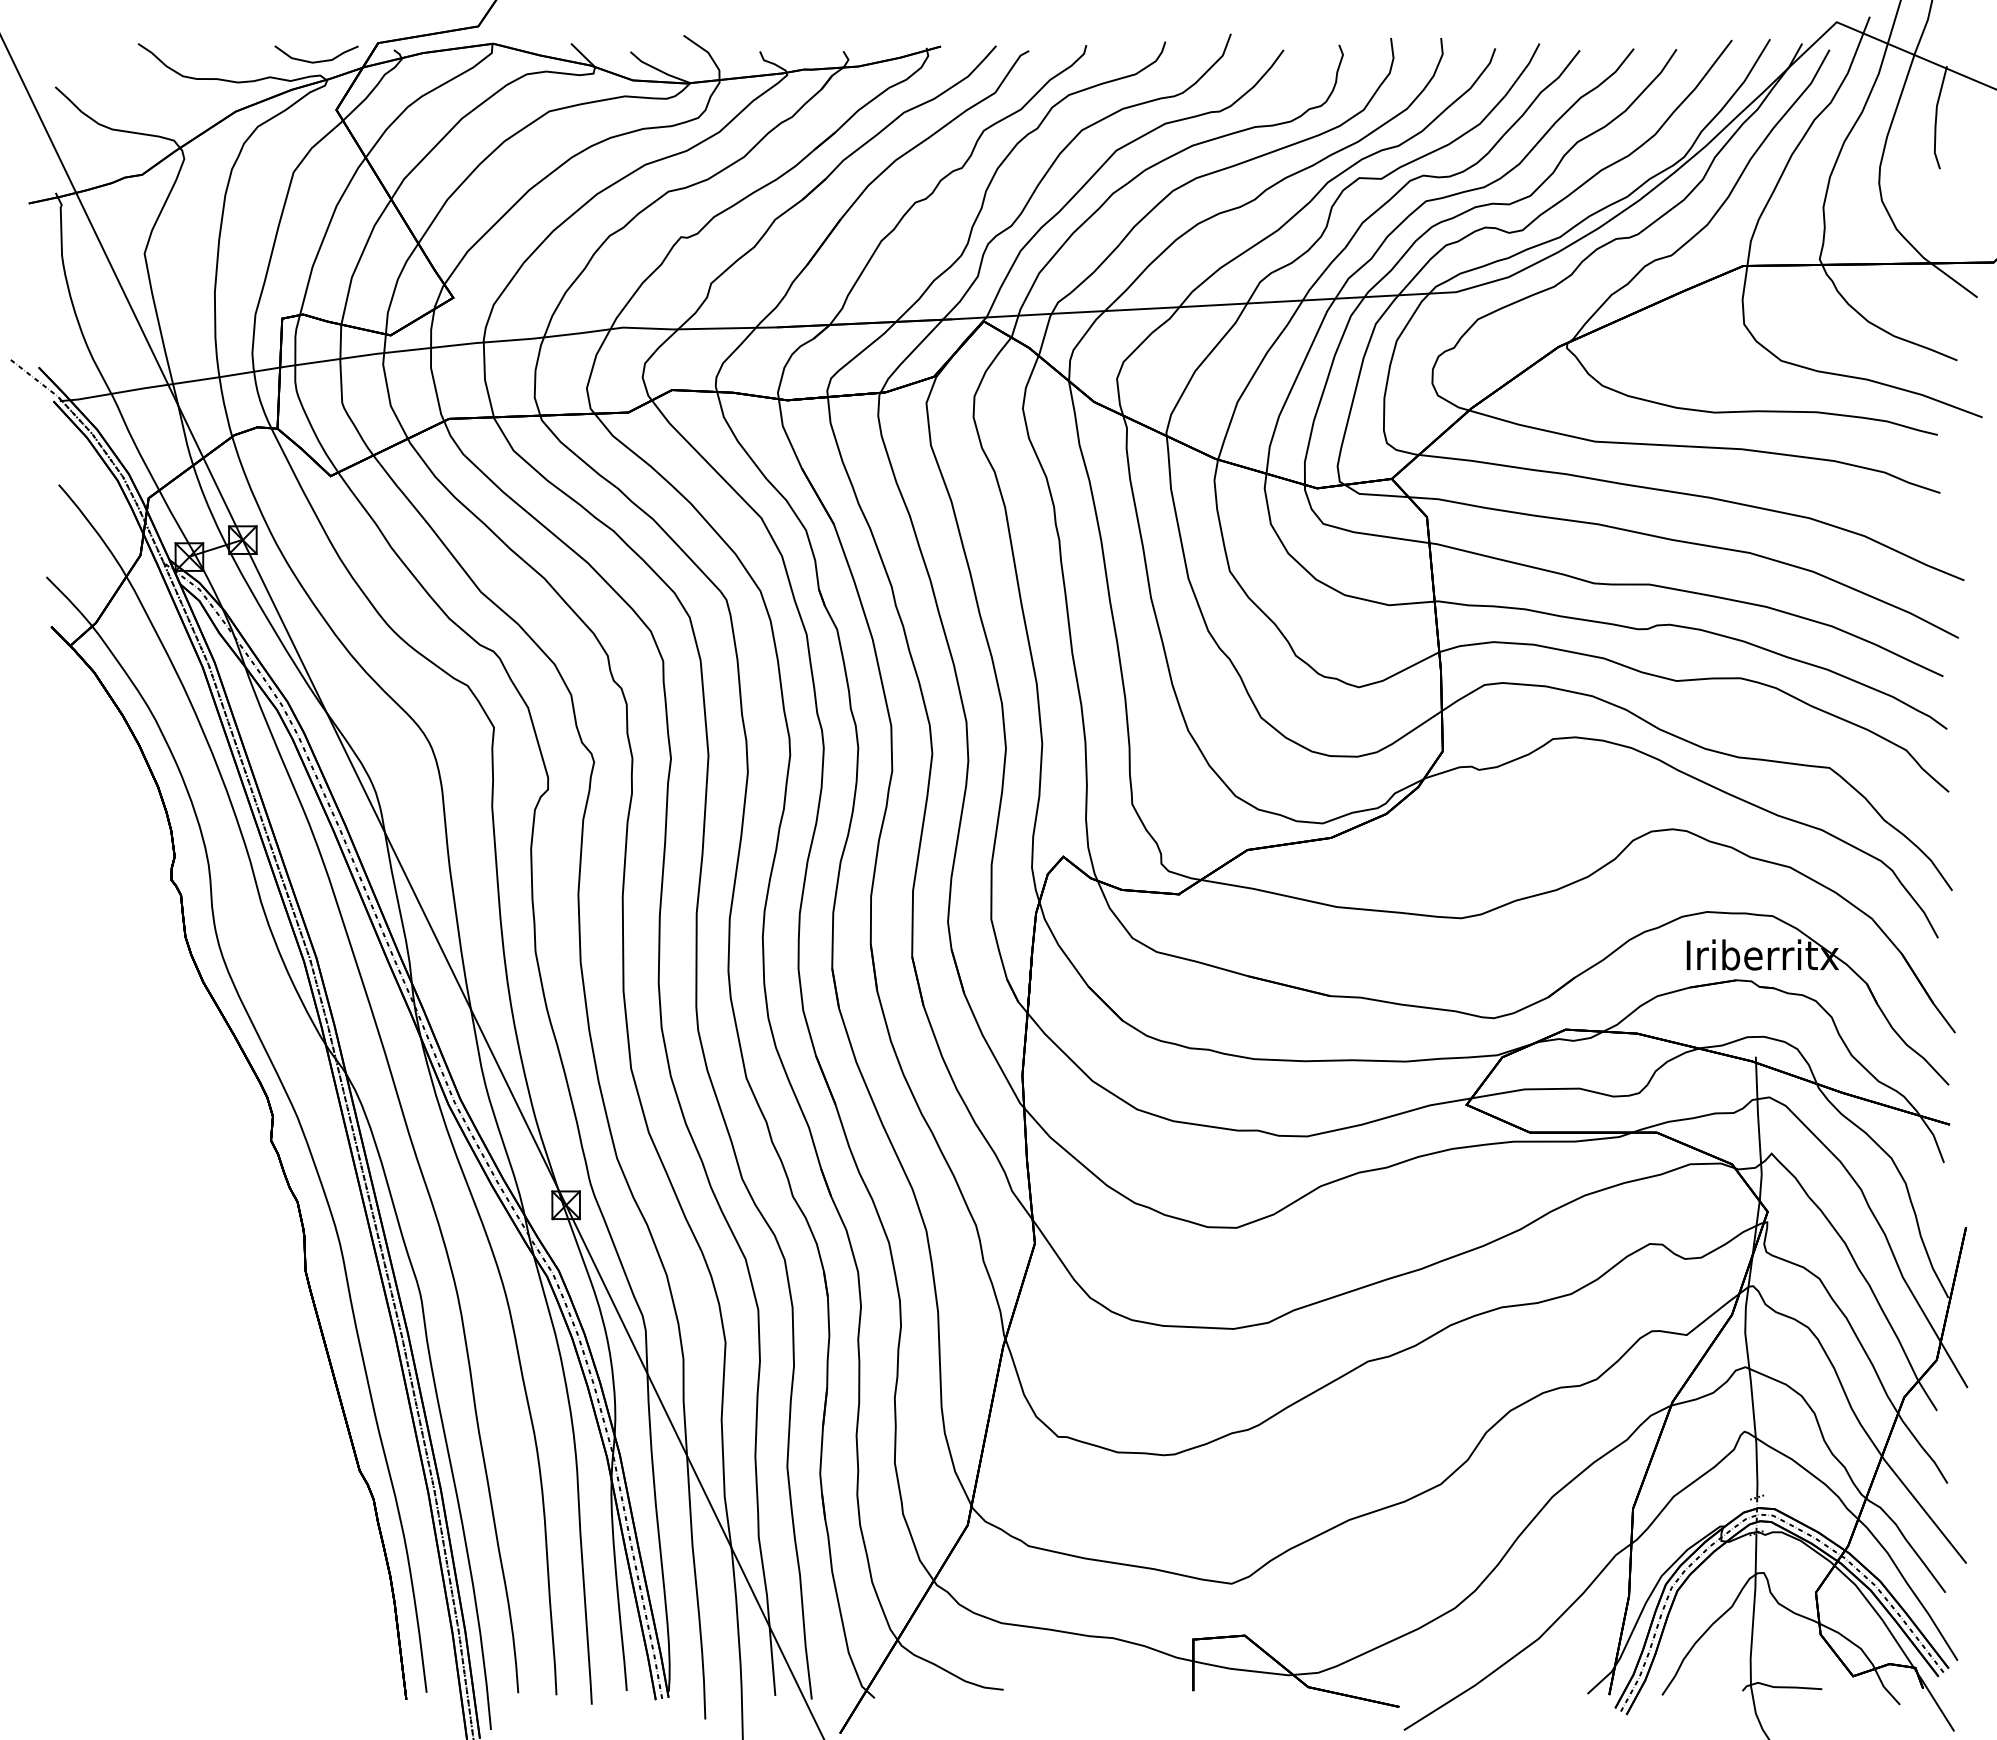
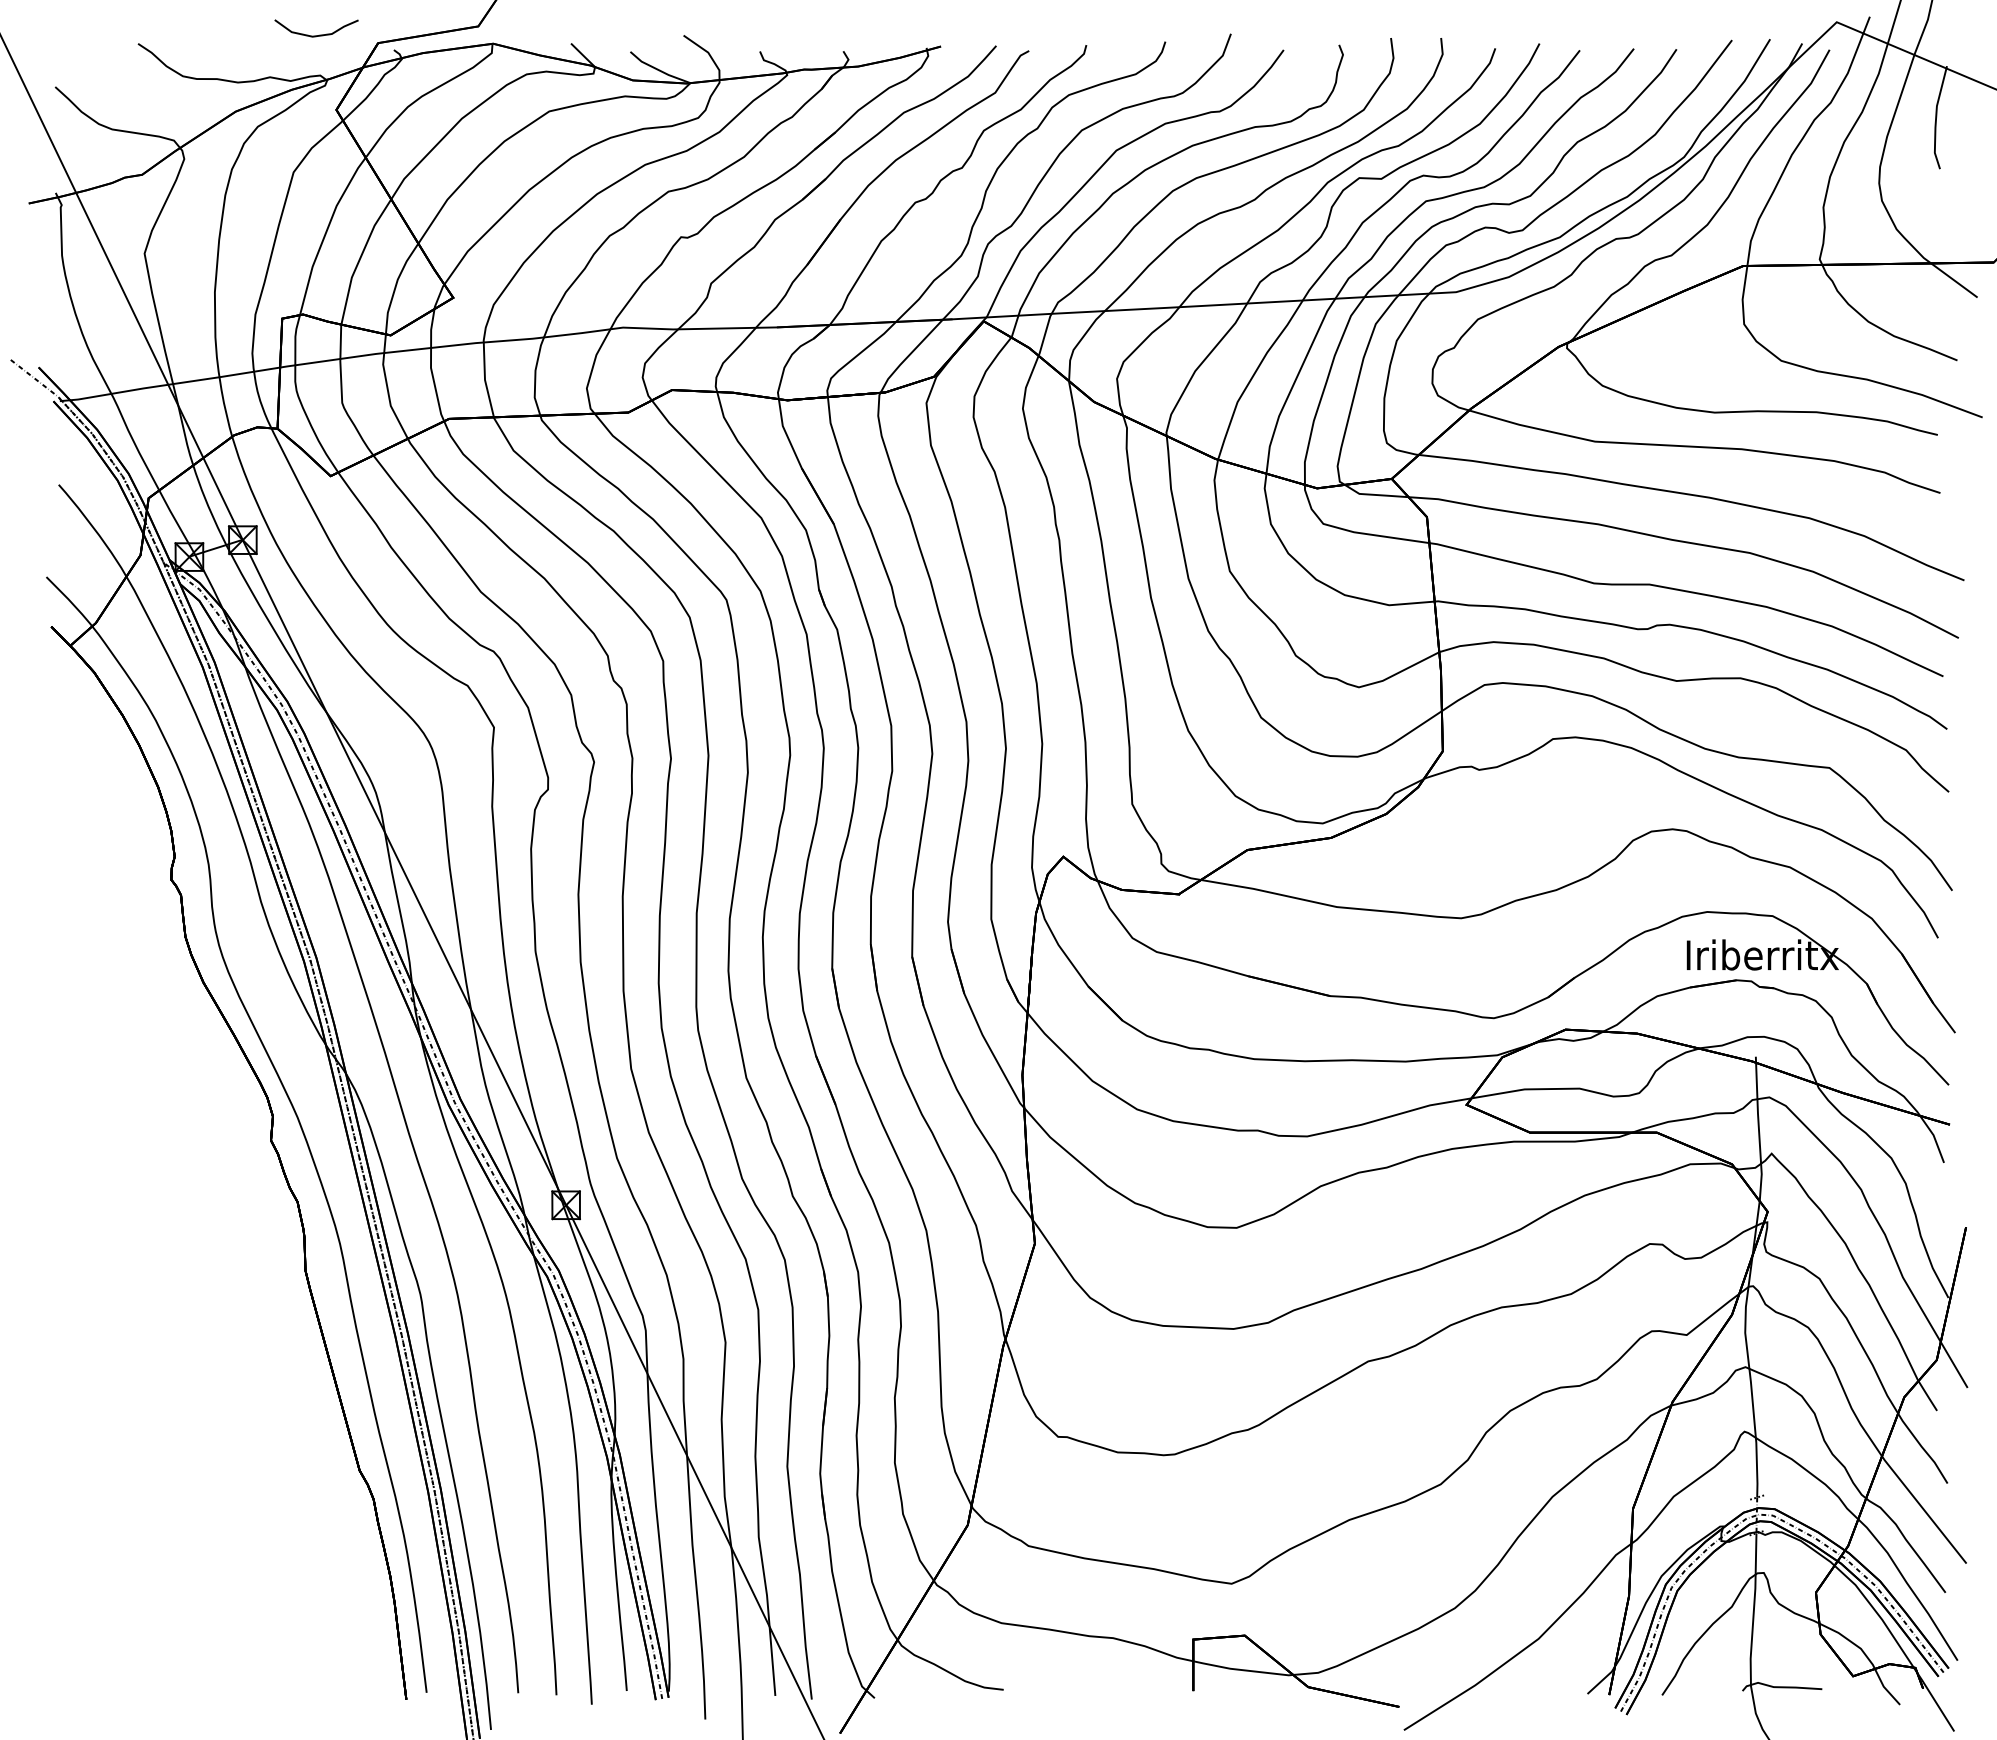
curve position: (319, 60) -> (319, 34) (319, 34)
